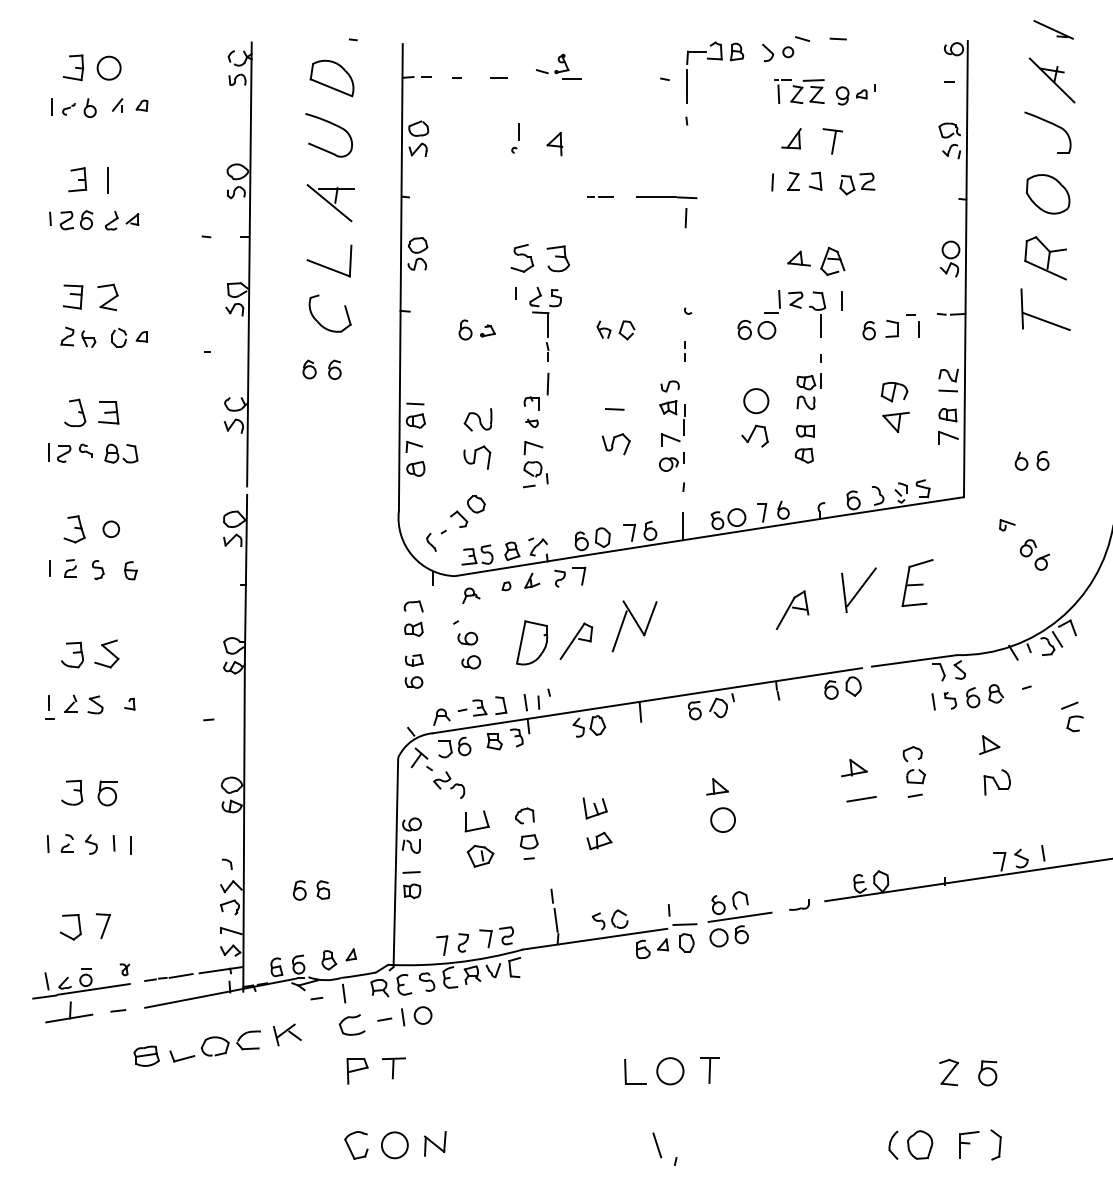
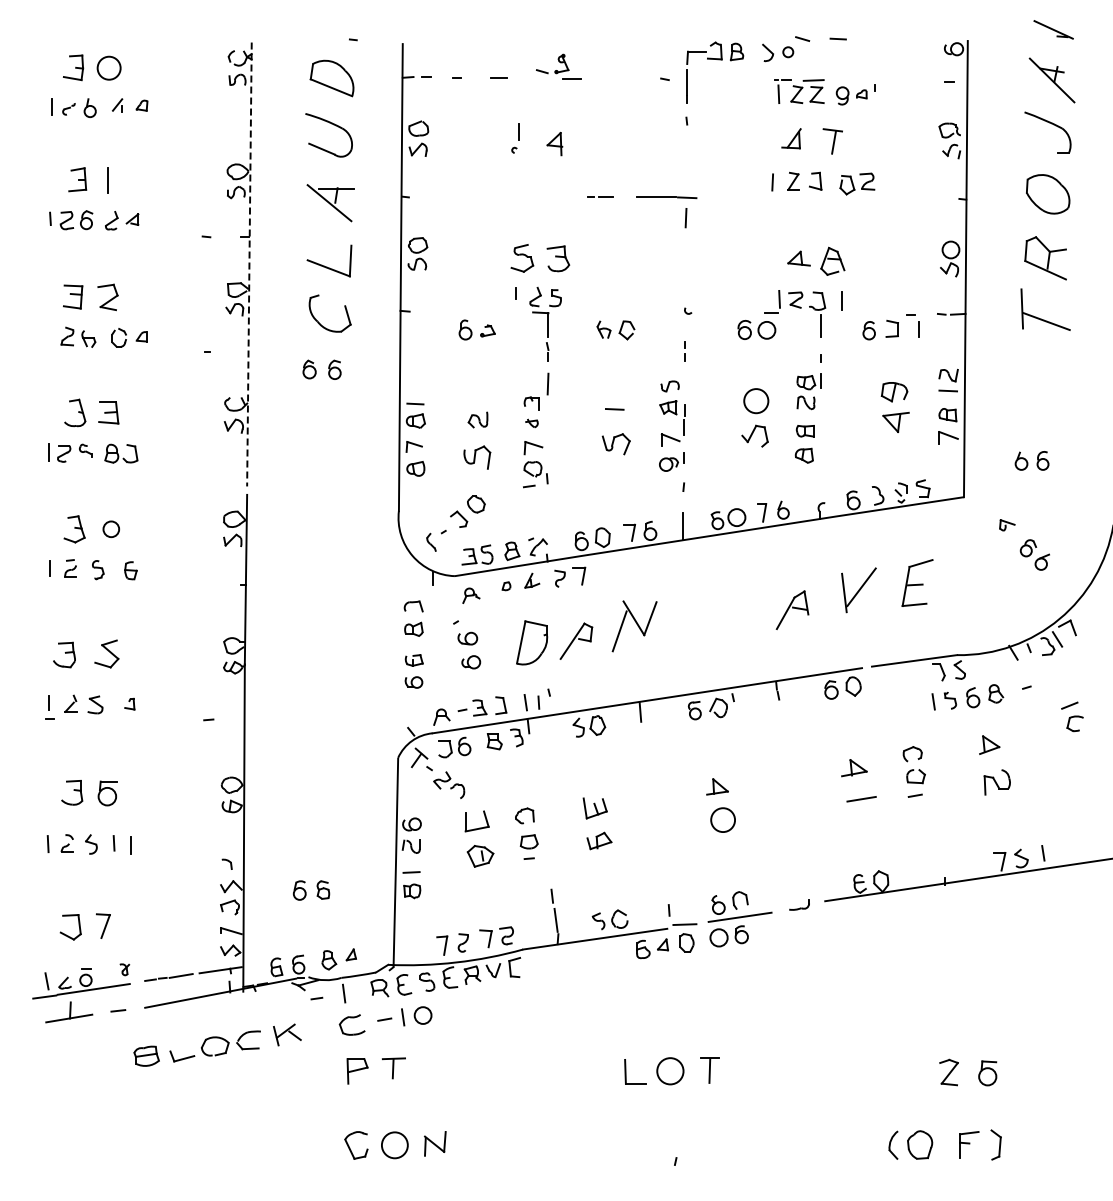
line: solid -> dashed (249, 264)
part size: 30x24 px -> 22x18 px (477, 419)
part position: (72, 654) -> (64, 654) (64, 654)
line: present -> none (657, 1145)
